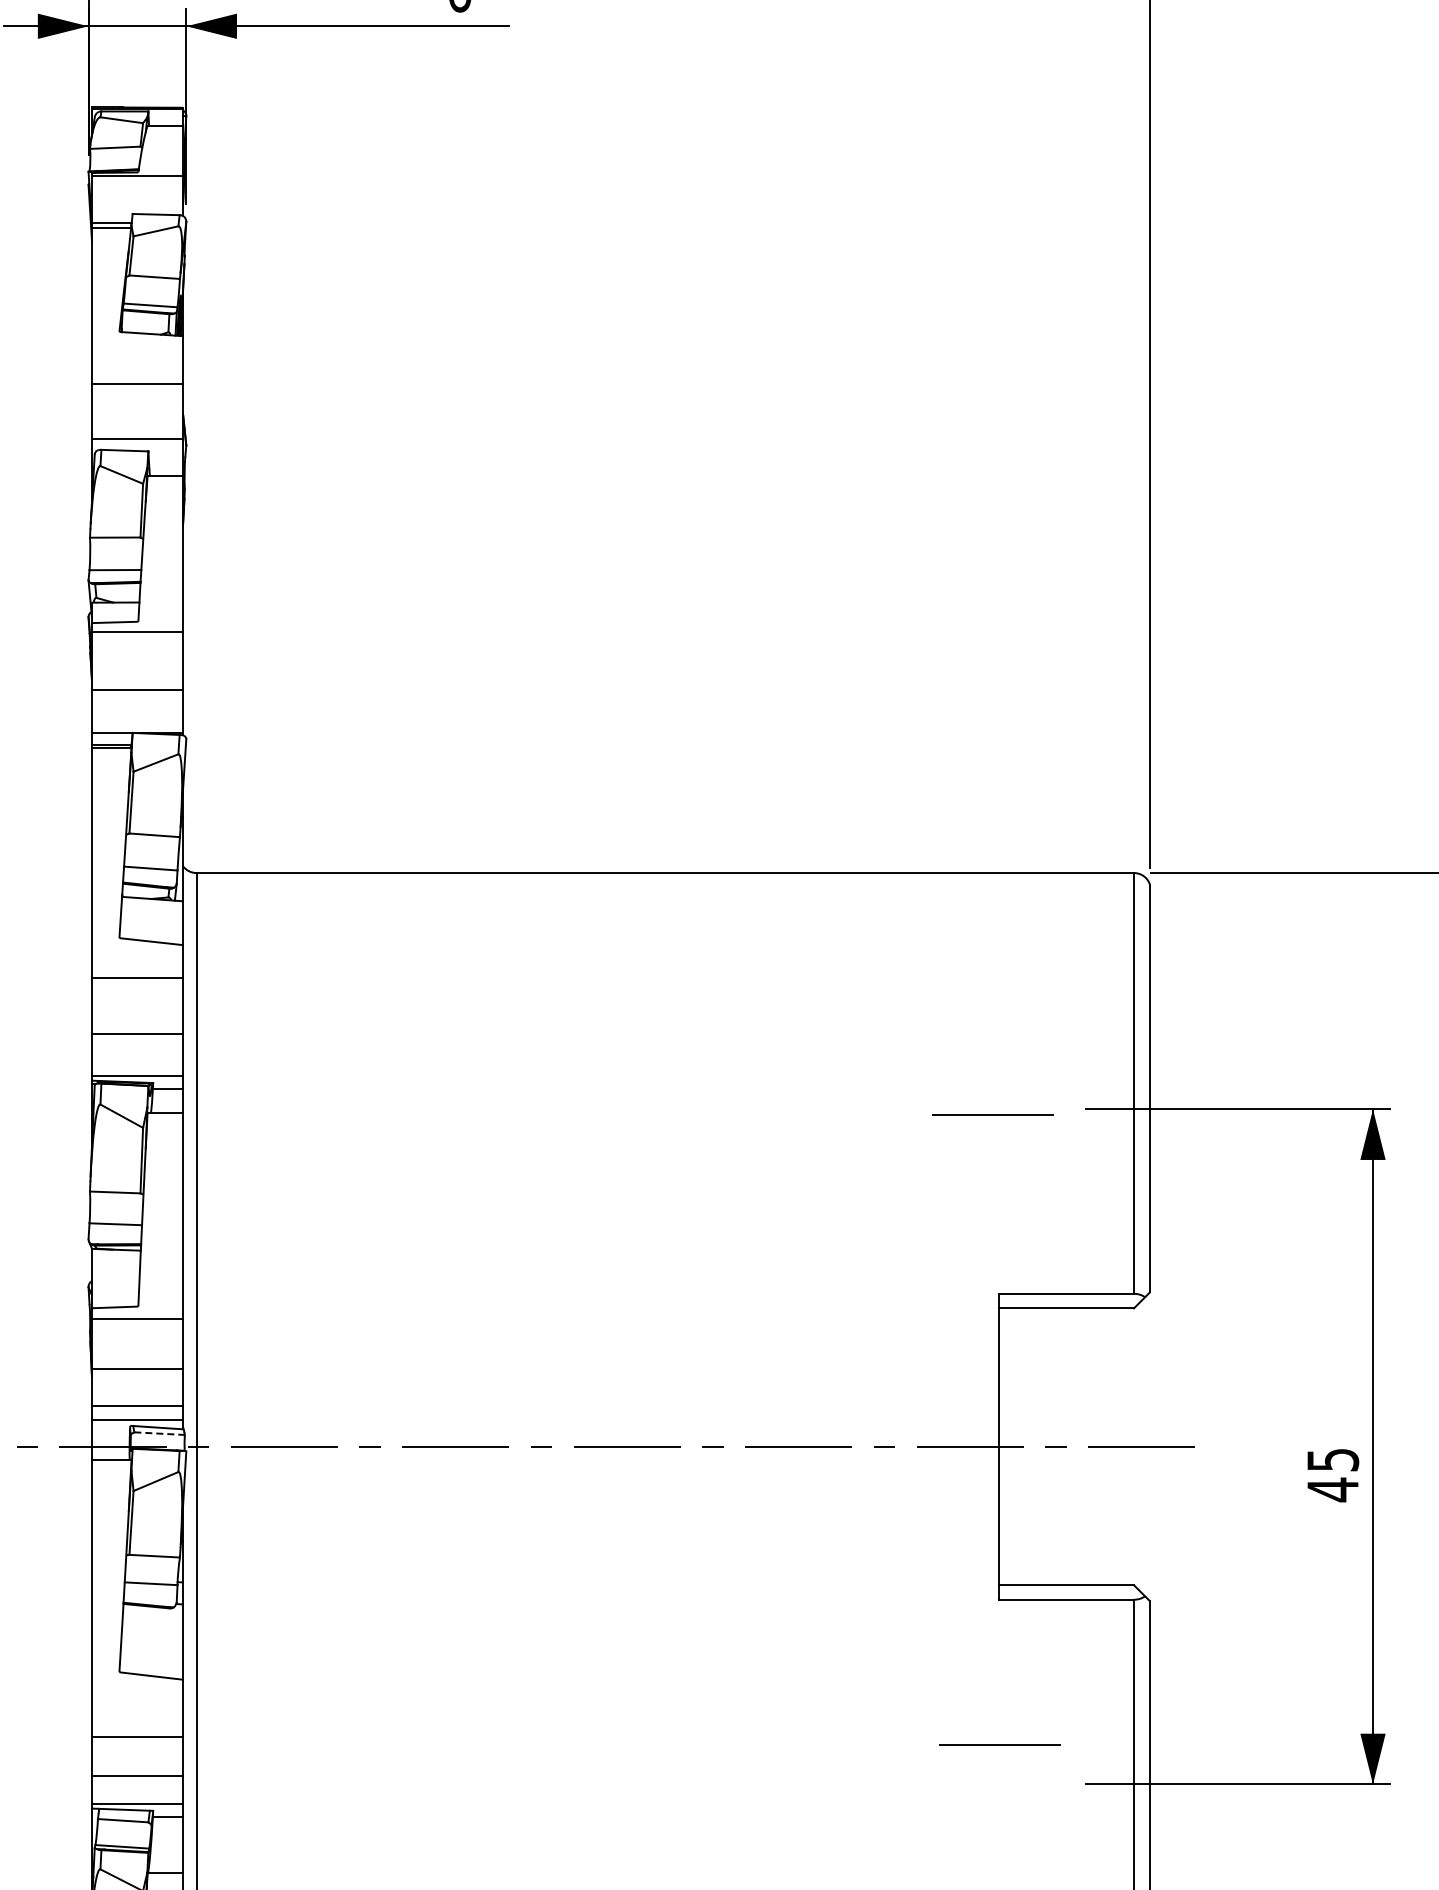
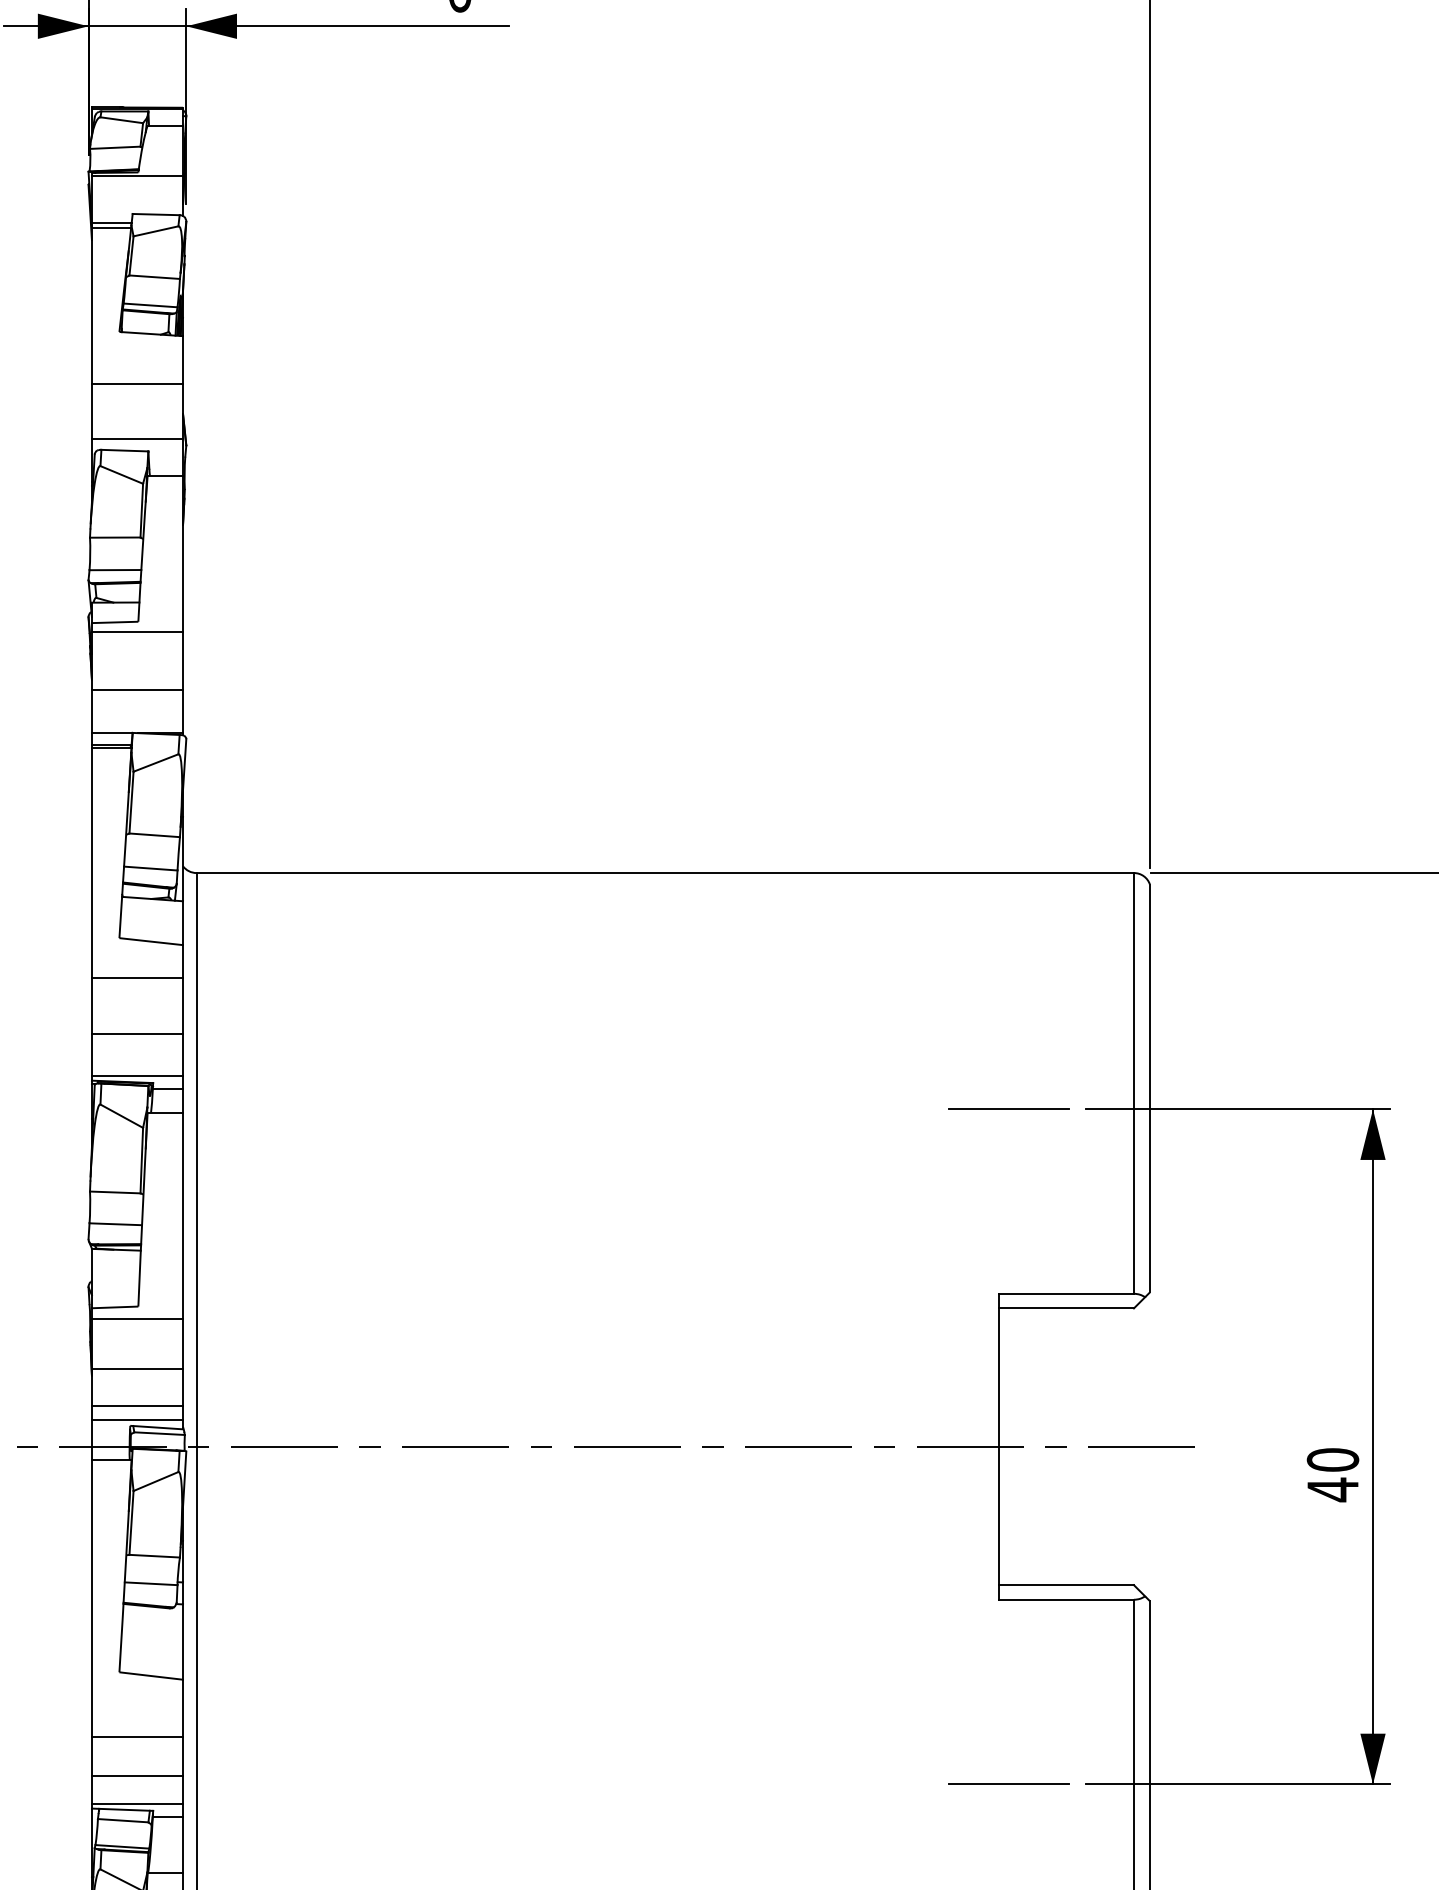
line position: (992, 1114) -> (1008, 1108) (1008, 1108)
line: dashed -> solid (160, 1433)
text: 45 -> 40 (1332, 1459)
line position: (999, 1744) -> (1008, 1783) (1008, 1783)
